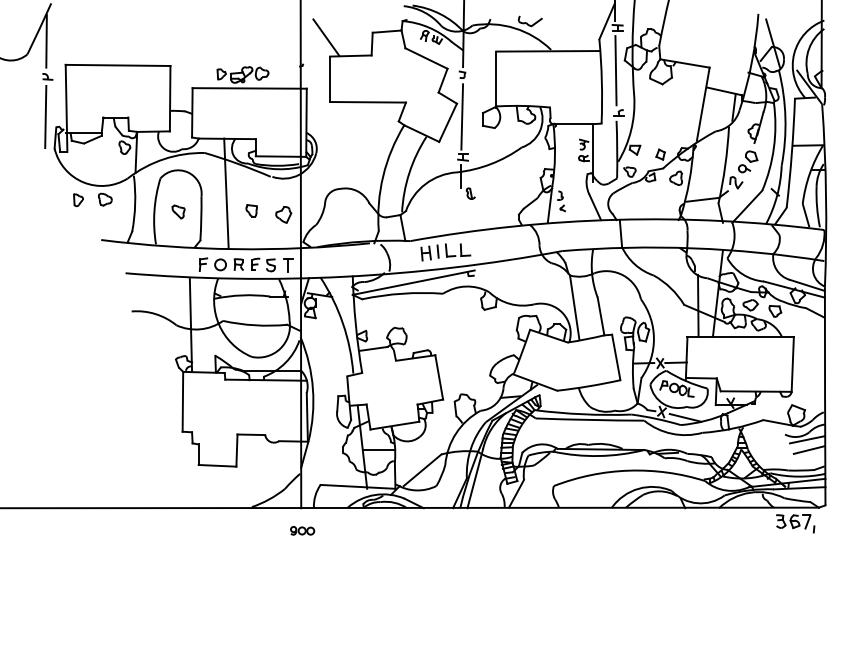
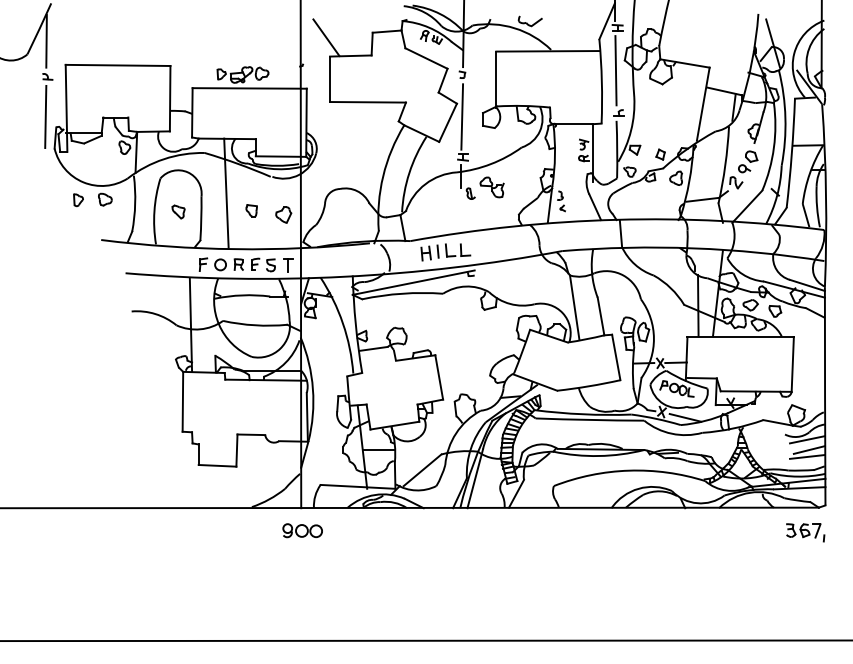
part: none -> present (491, 187)
line: none -> present (807, 456)
part position: (795, 523) -> (805, 532) (805, 532)
part size: 26x10 px -> 41x16 px (302, 530)
line: none -> present (425, 640)
